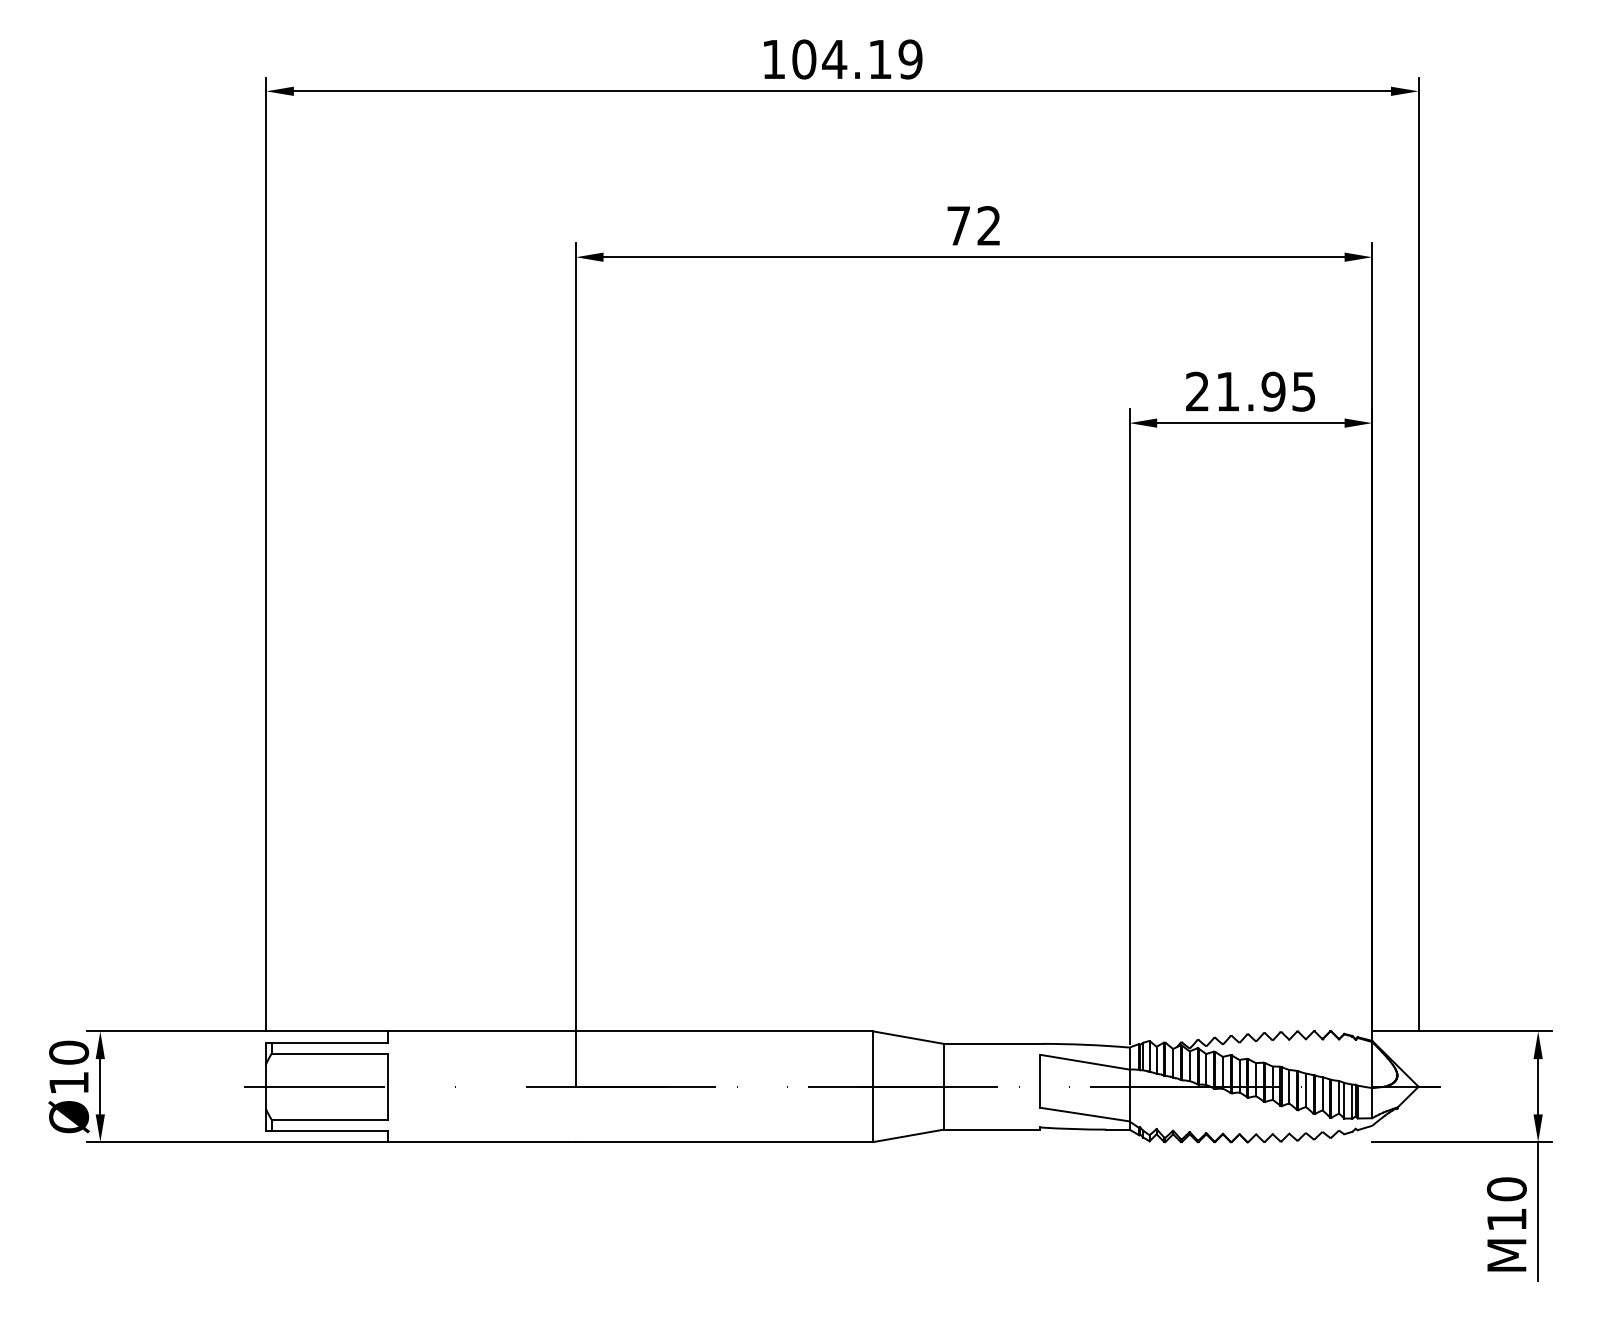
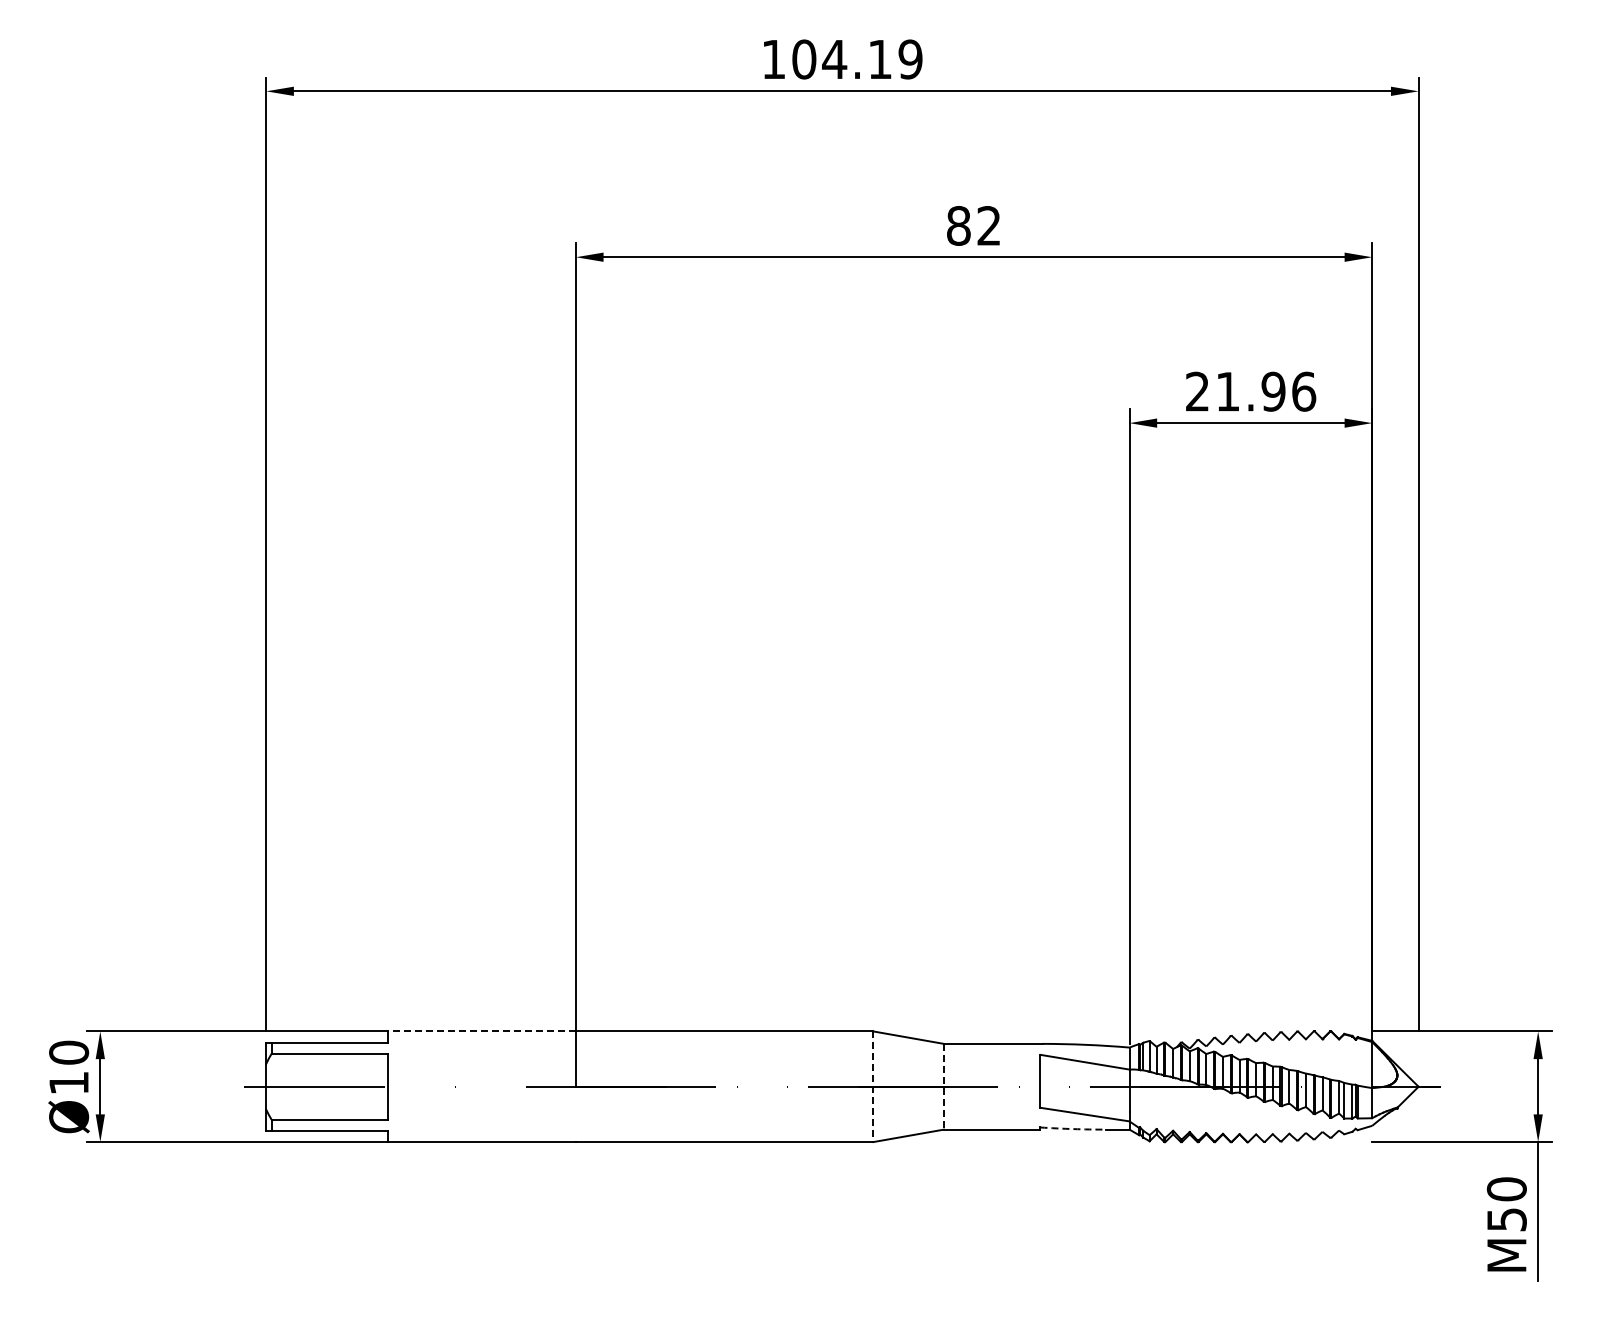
text: 72 -> 82 (958, 225)
text: 21.95 -> 21.96 (1304, 391)
line: solid -> dashed (481, 1031)
line: solid -> dashed (944, 1086)
line: solid -> dashed (873, 1087)
arc: solid -> dashed (1073, 1129)
text: M10 -> M50 (1506, 1219)
